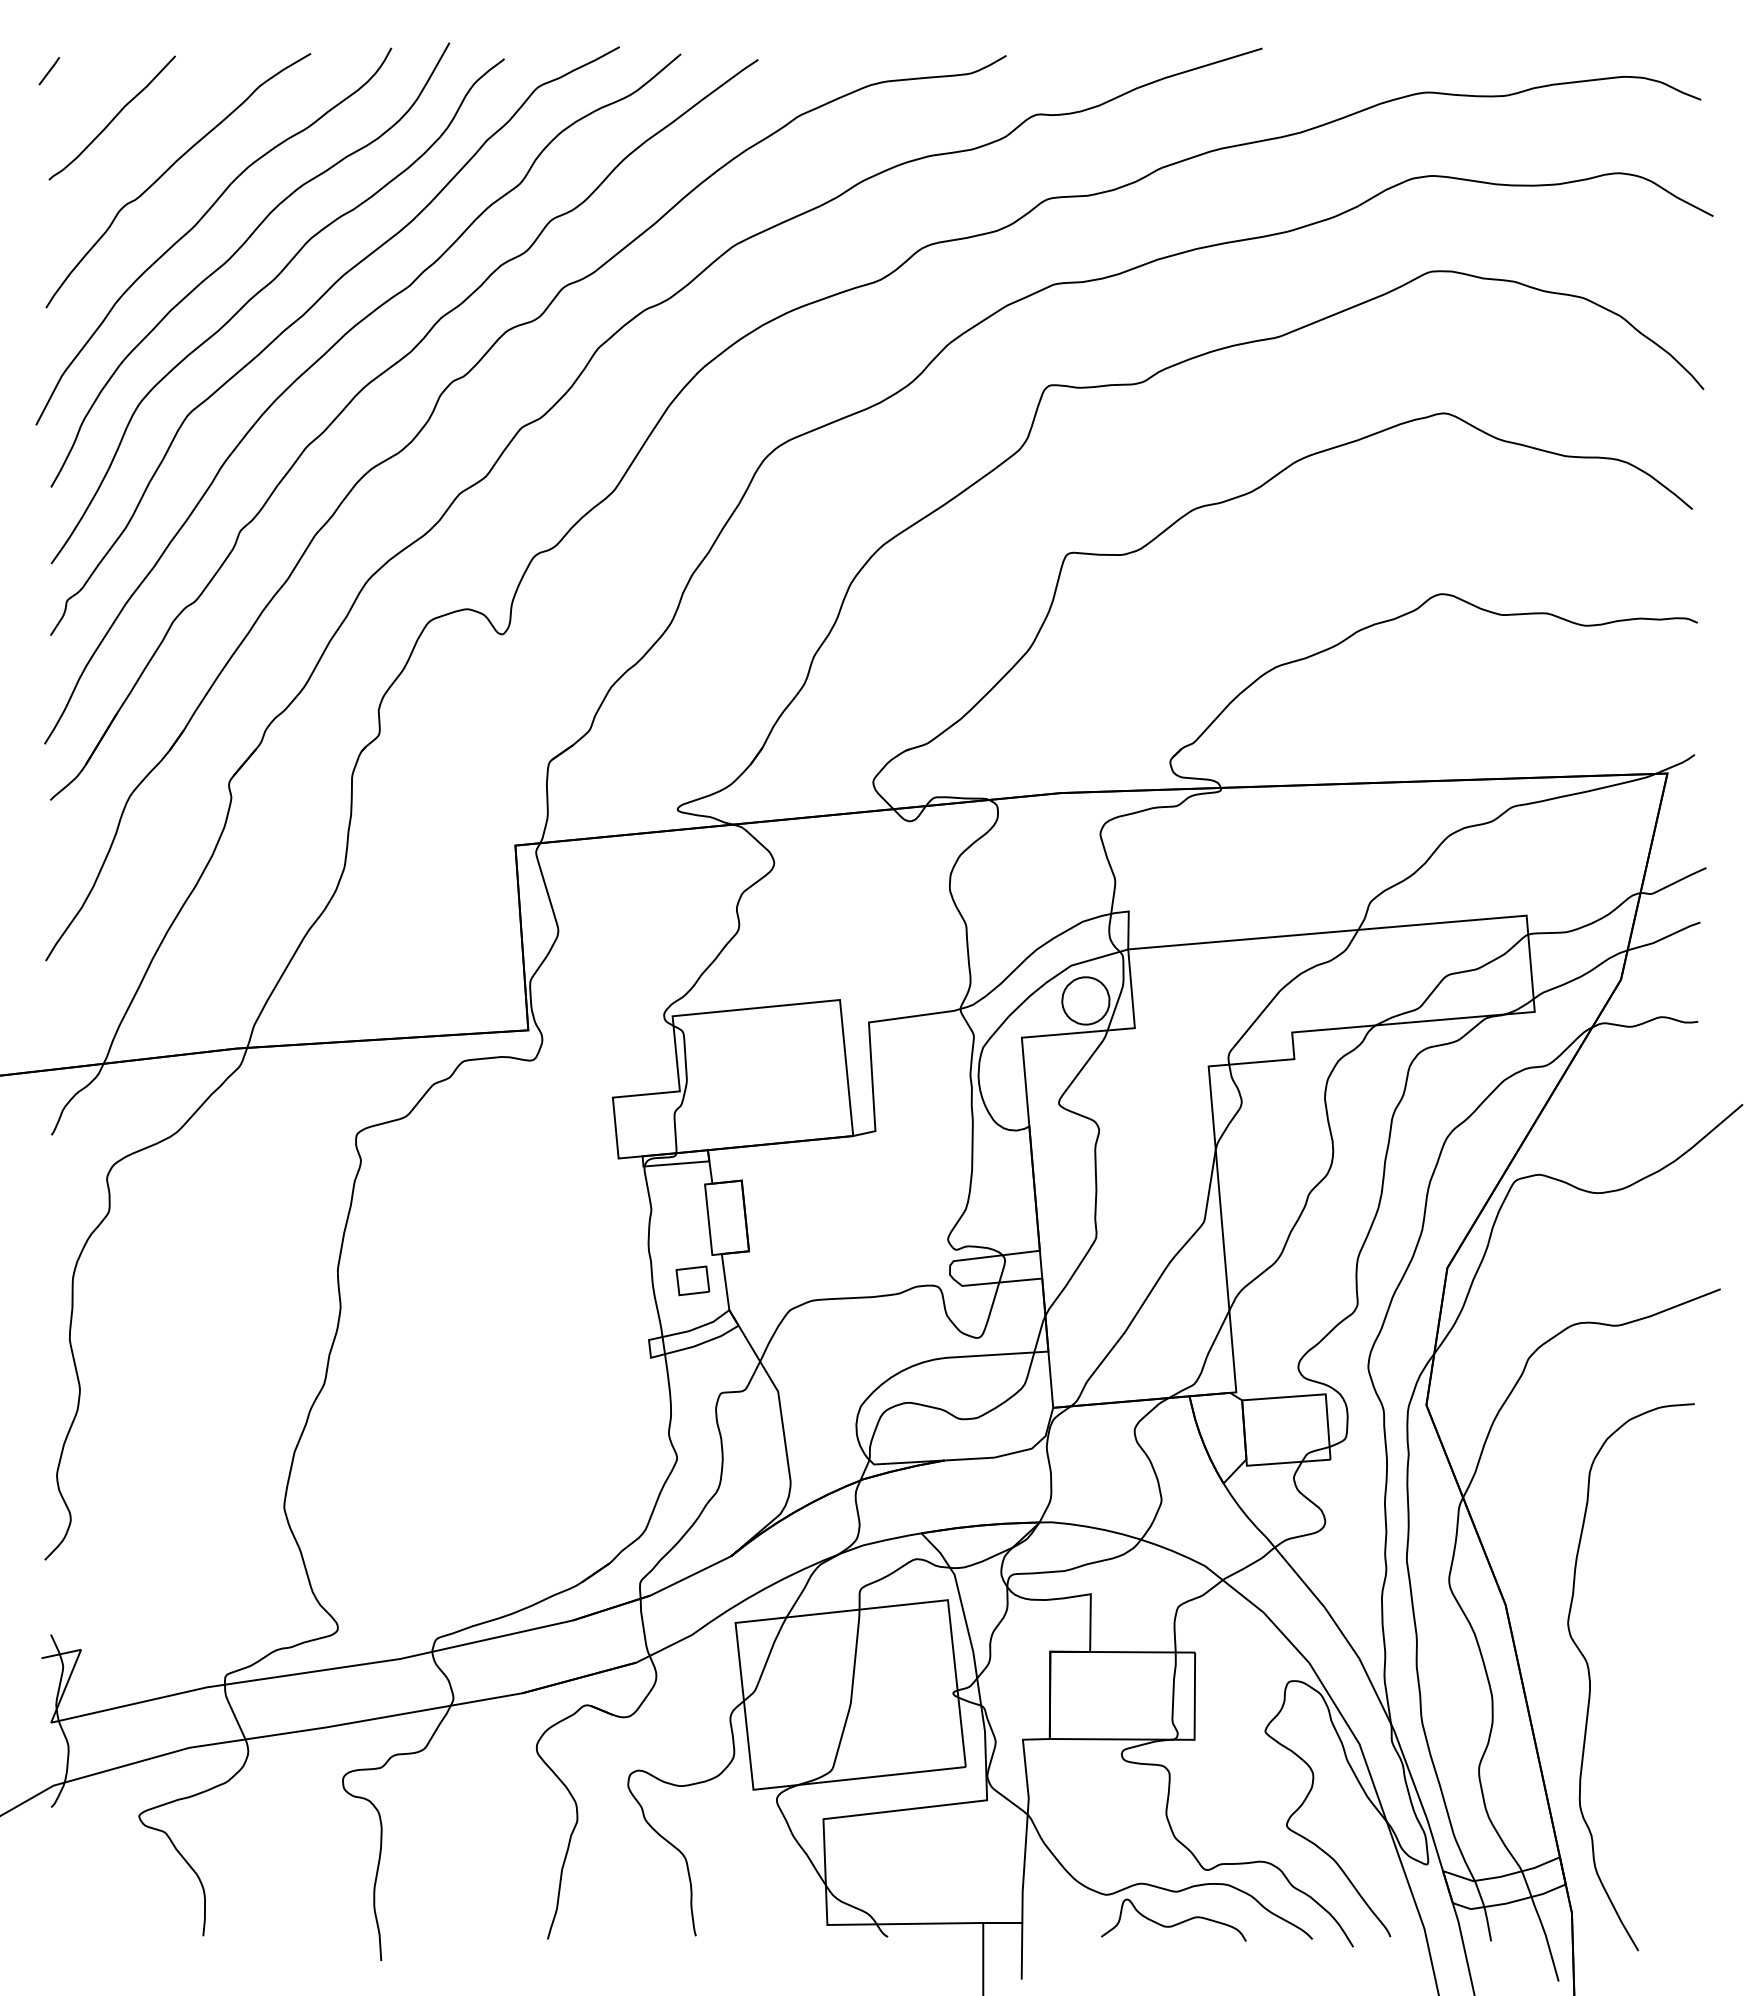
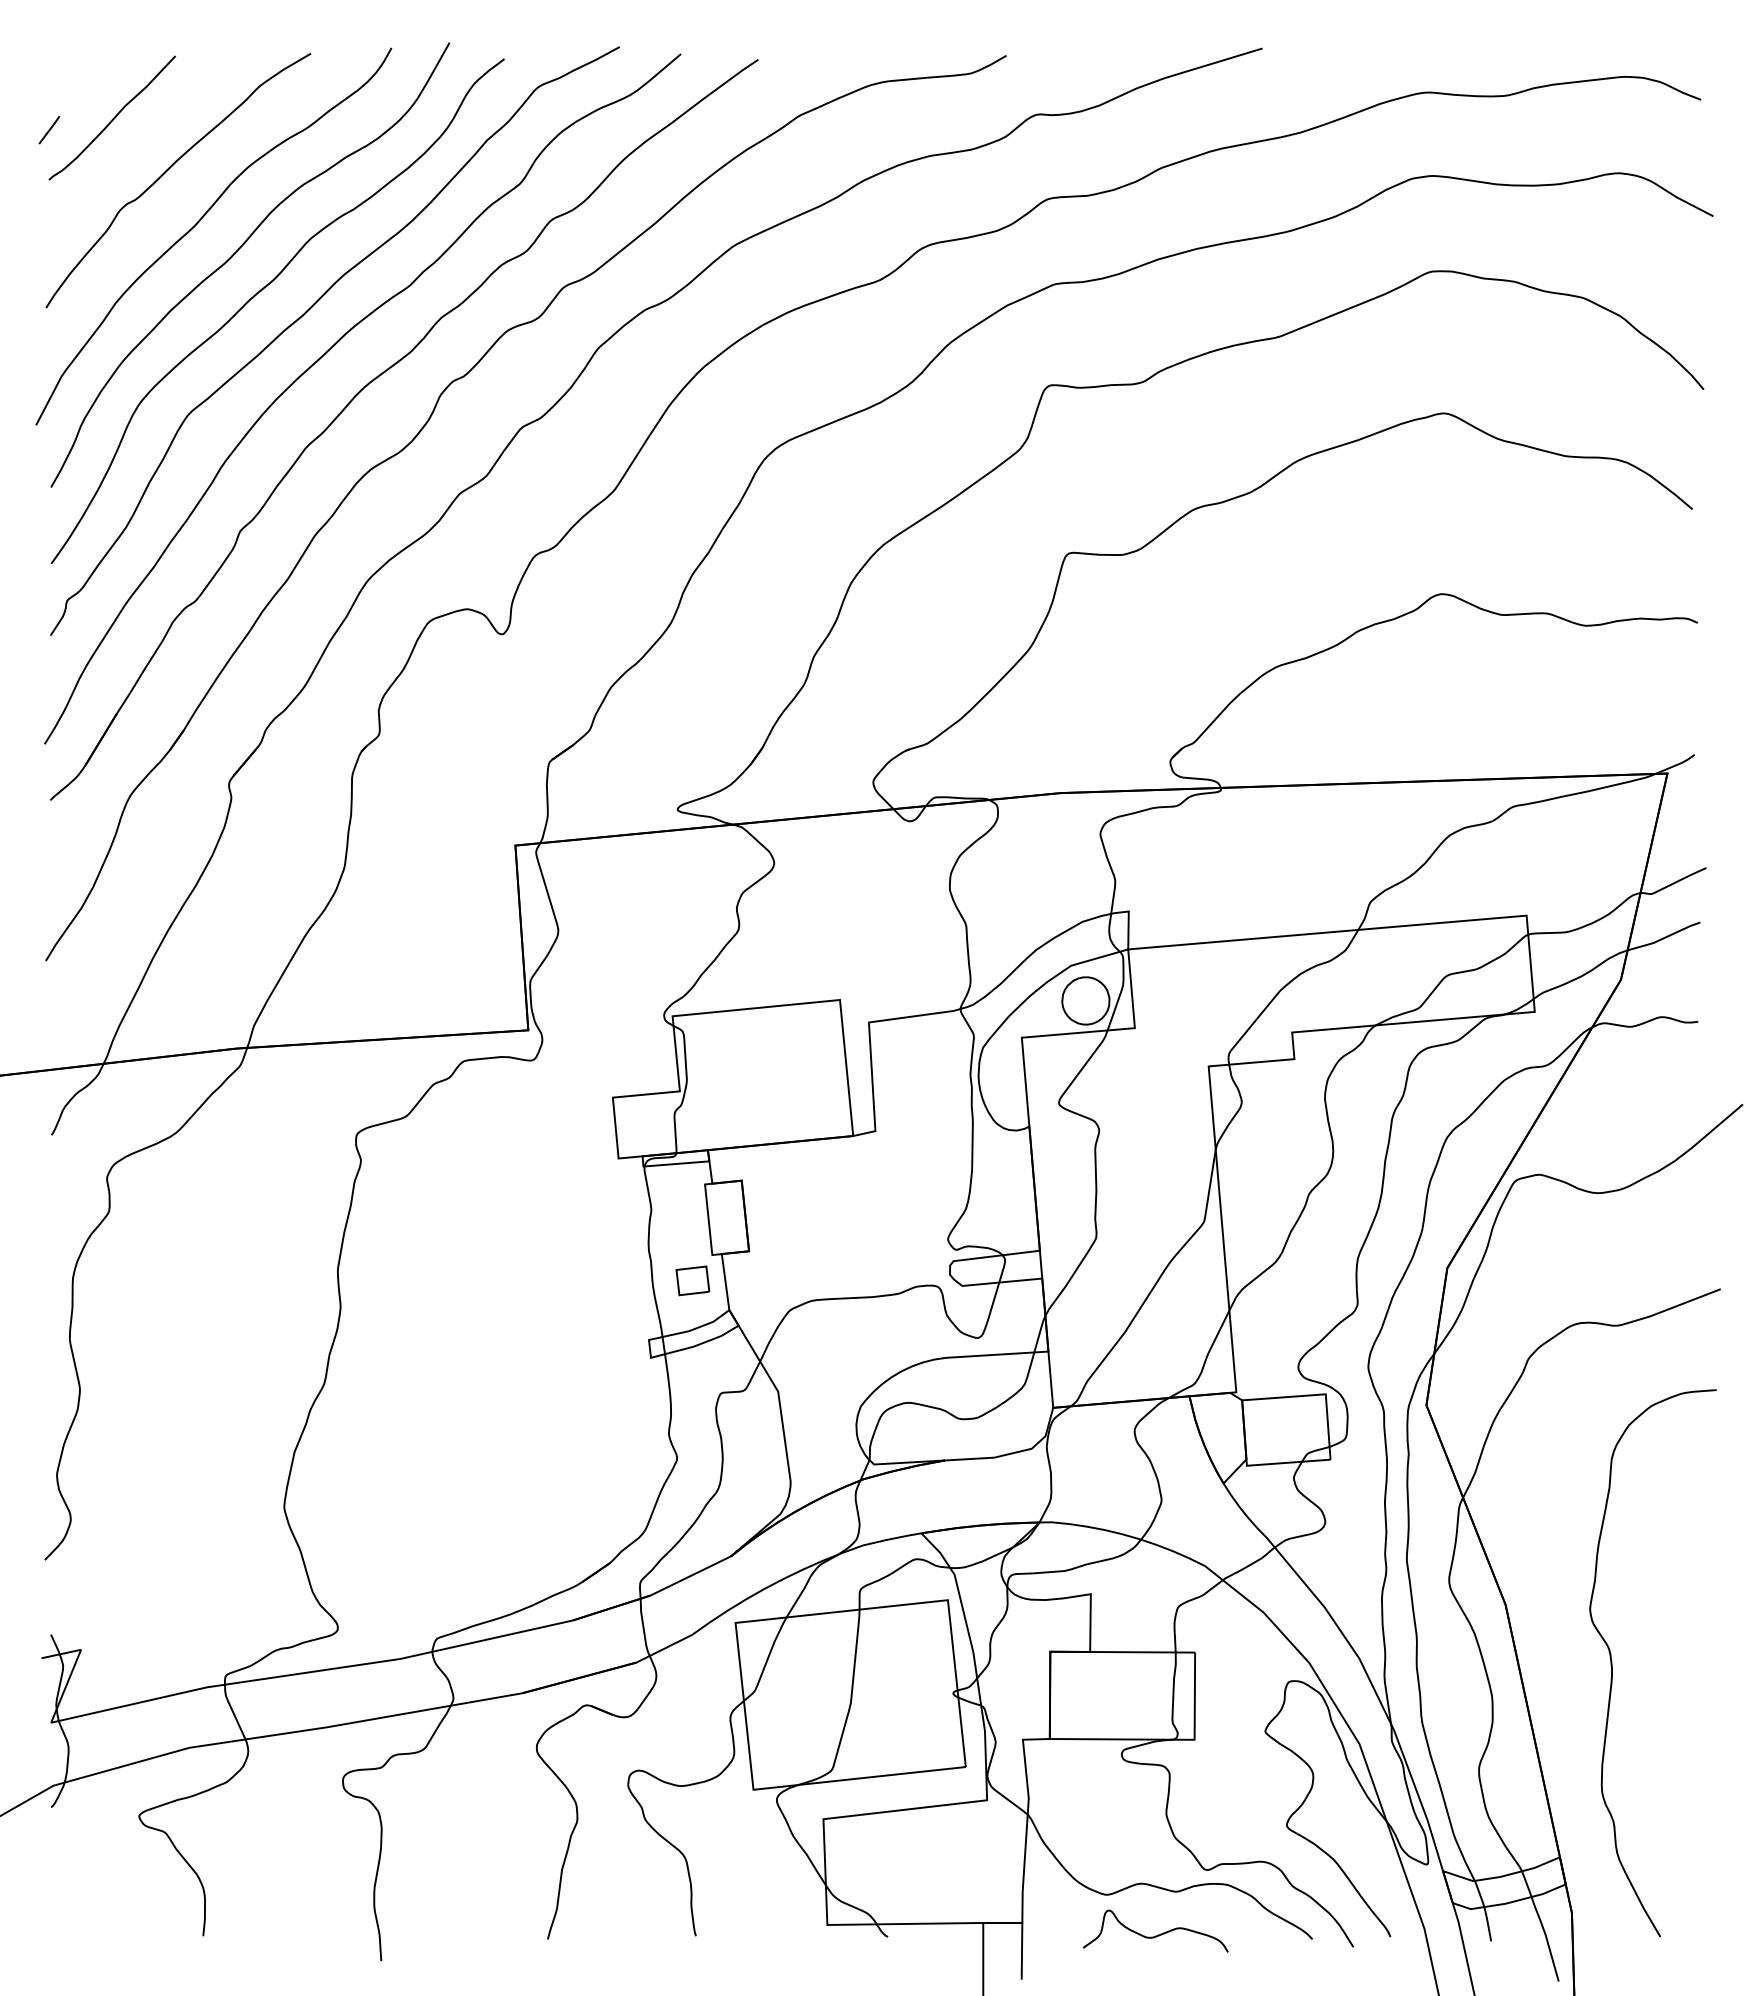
line position: (49, 71) -> (49, 130) (49, 130)
curve position: (1590, 1677) -> (1612, 1663) (1612, 1663)
curve position: (1176, 1923) -> (1158, 1934) (1158, 1934)
